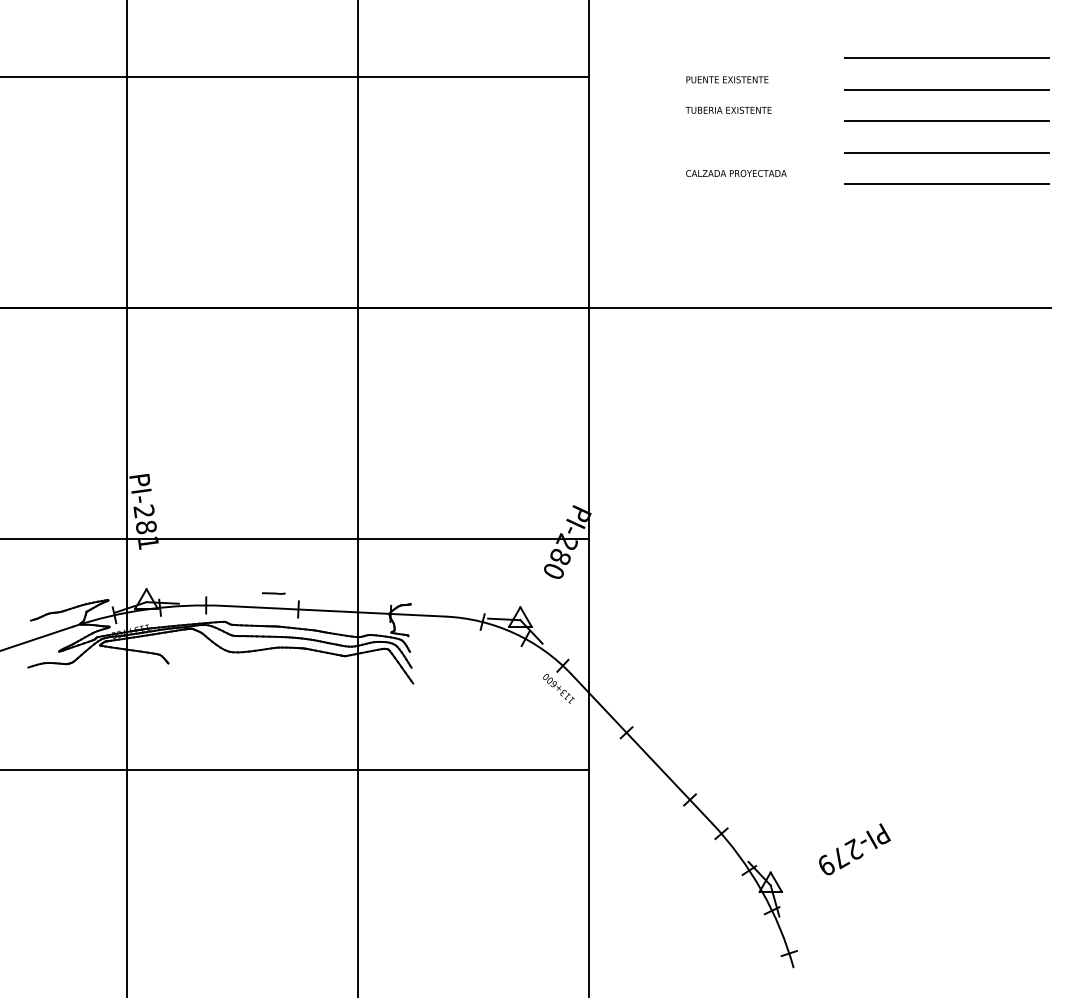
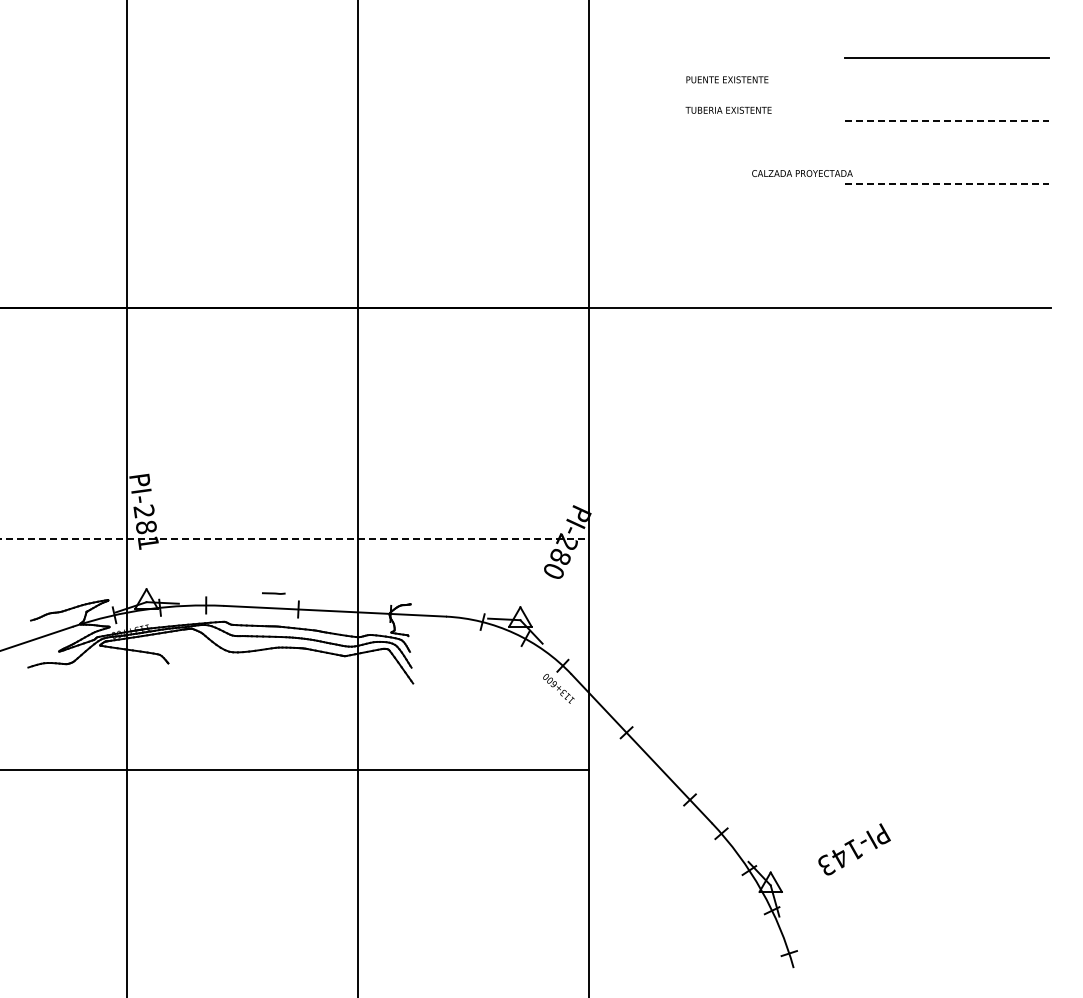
line: present -> none (295, 77)
line: present -> none (946, 90)
line: solid -> dashed (946, 120)
line: present -> none (946, 153)
text position: (736, 173) -> (802, 173) (802, 173)
line: solid -> dashed (946, 183)
line: solid -> dashed (294, 539)
text: PI-279 -> PI-143 (840, 856)
